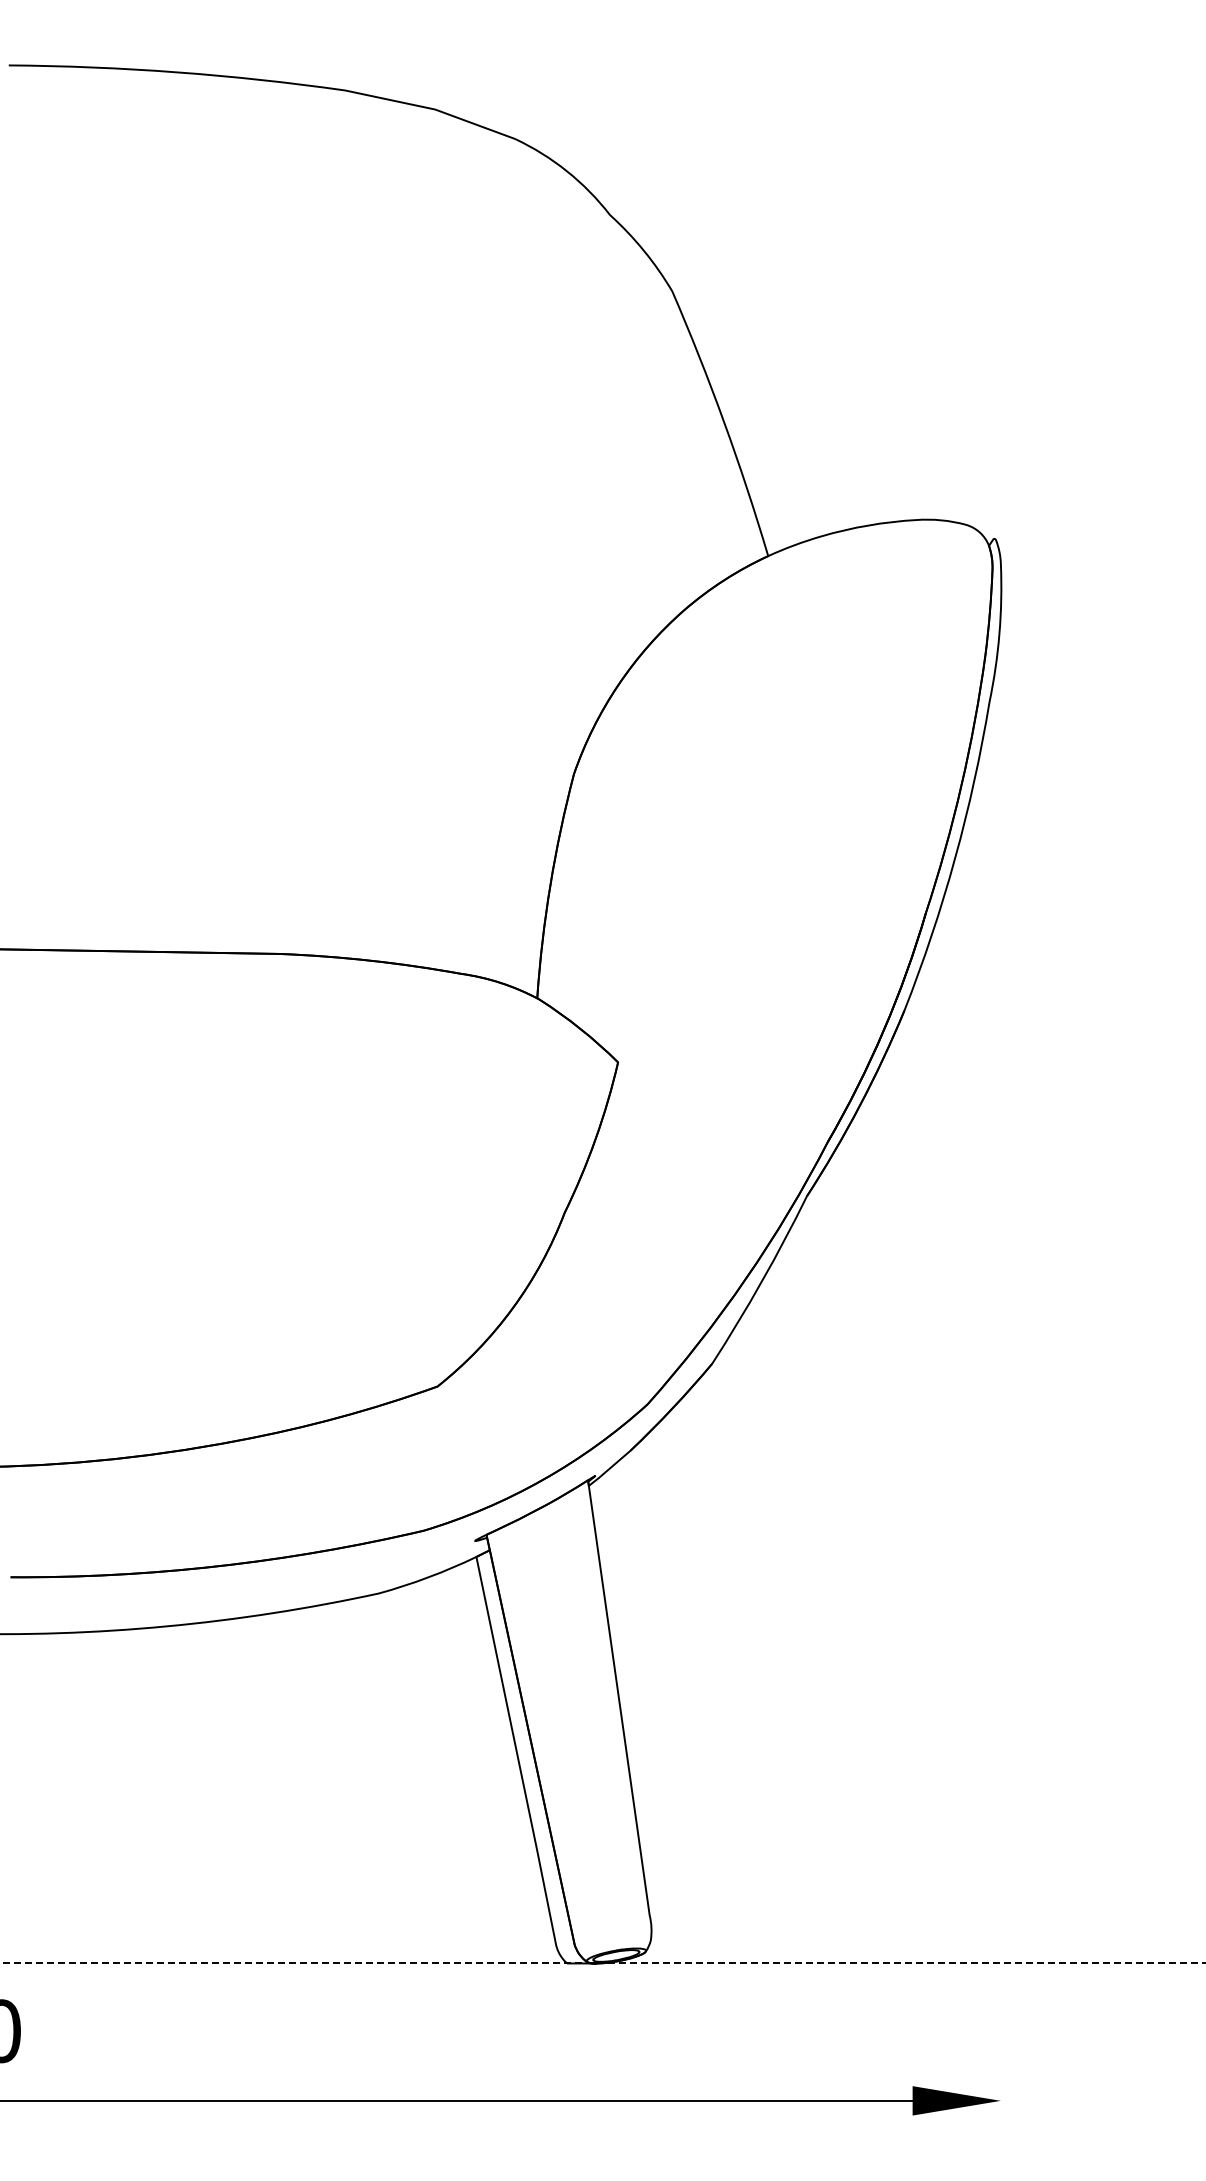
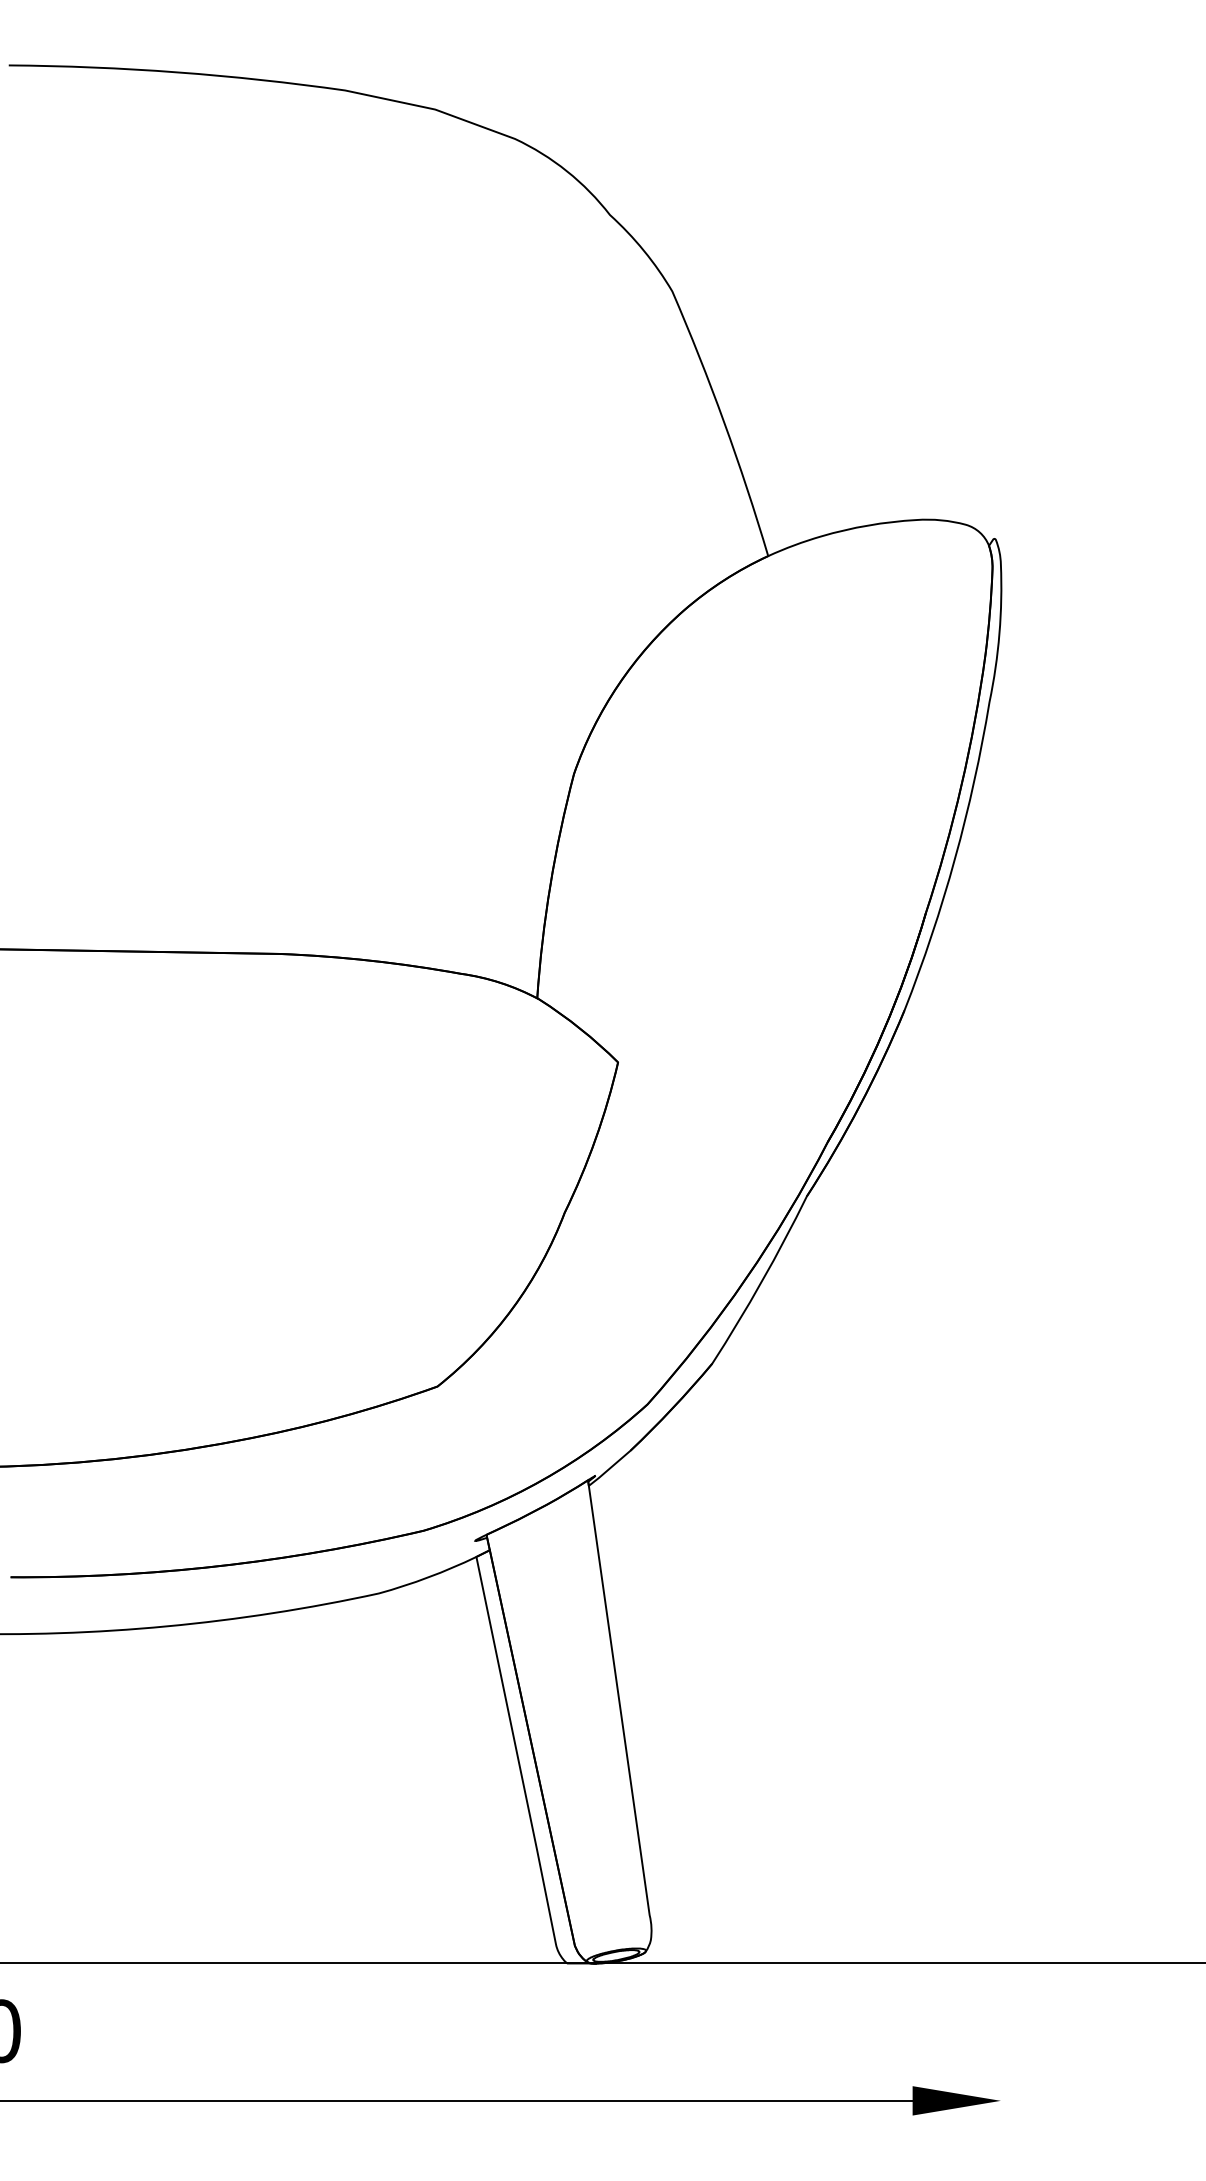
line: dashed -> solid (603, 1963)
